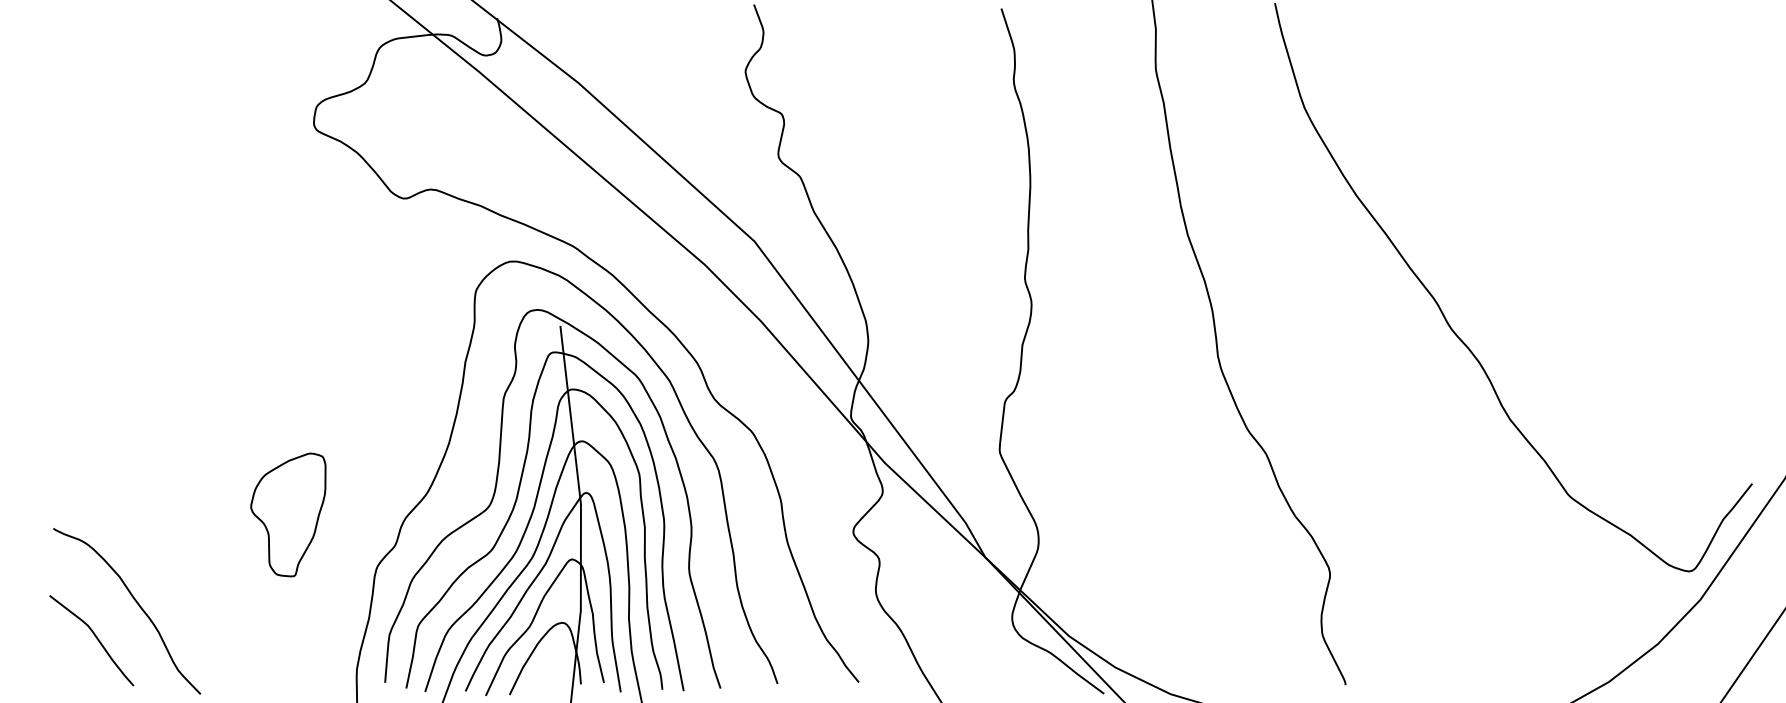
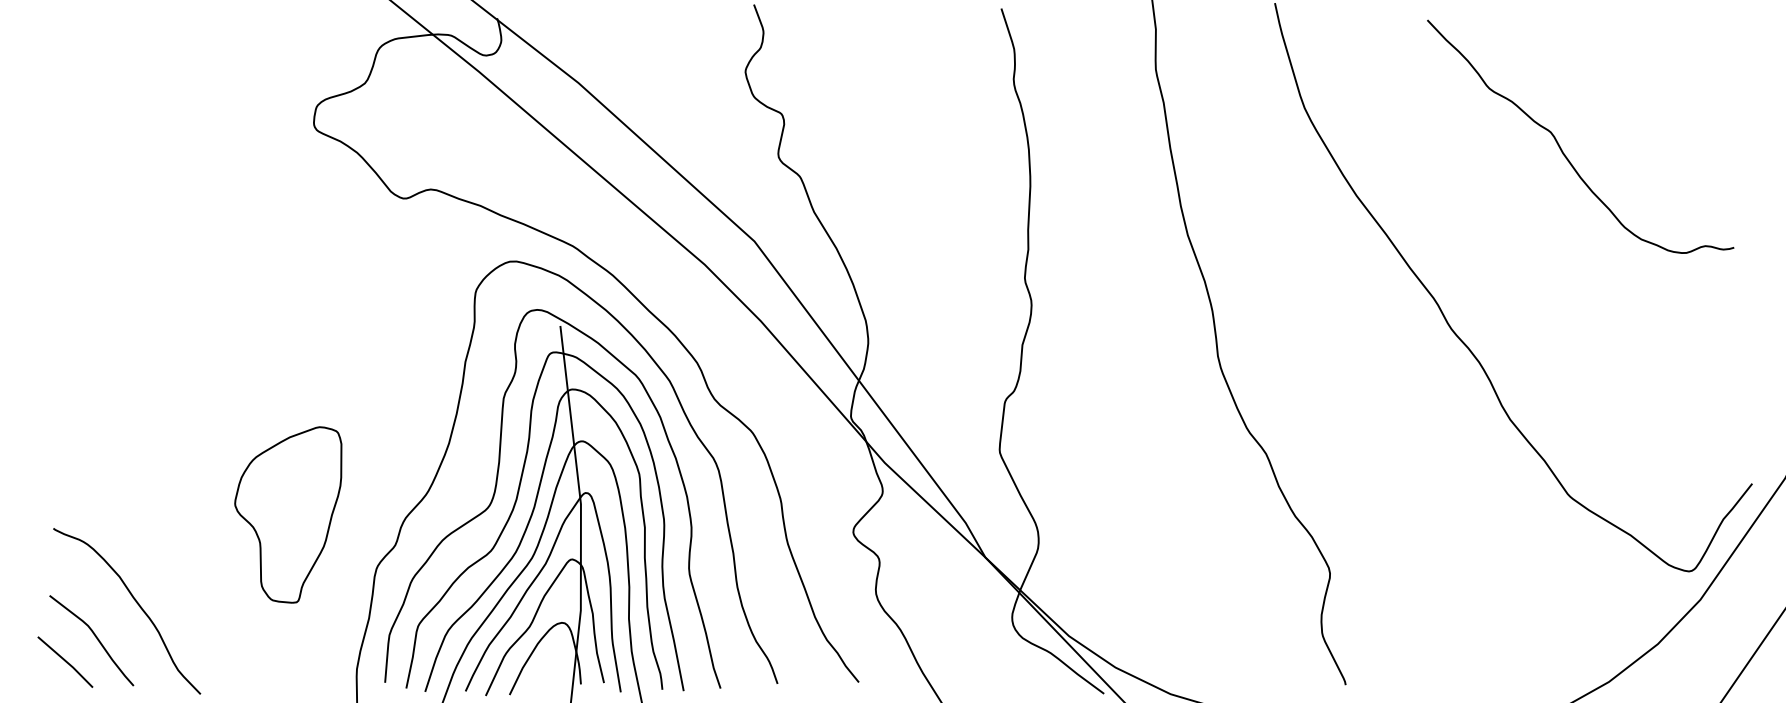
curve: none -> present (1562, 149)
part size: 77x126 px -> 109x178 px (288, 514)
line: none -> present (65, 661)
